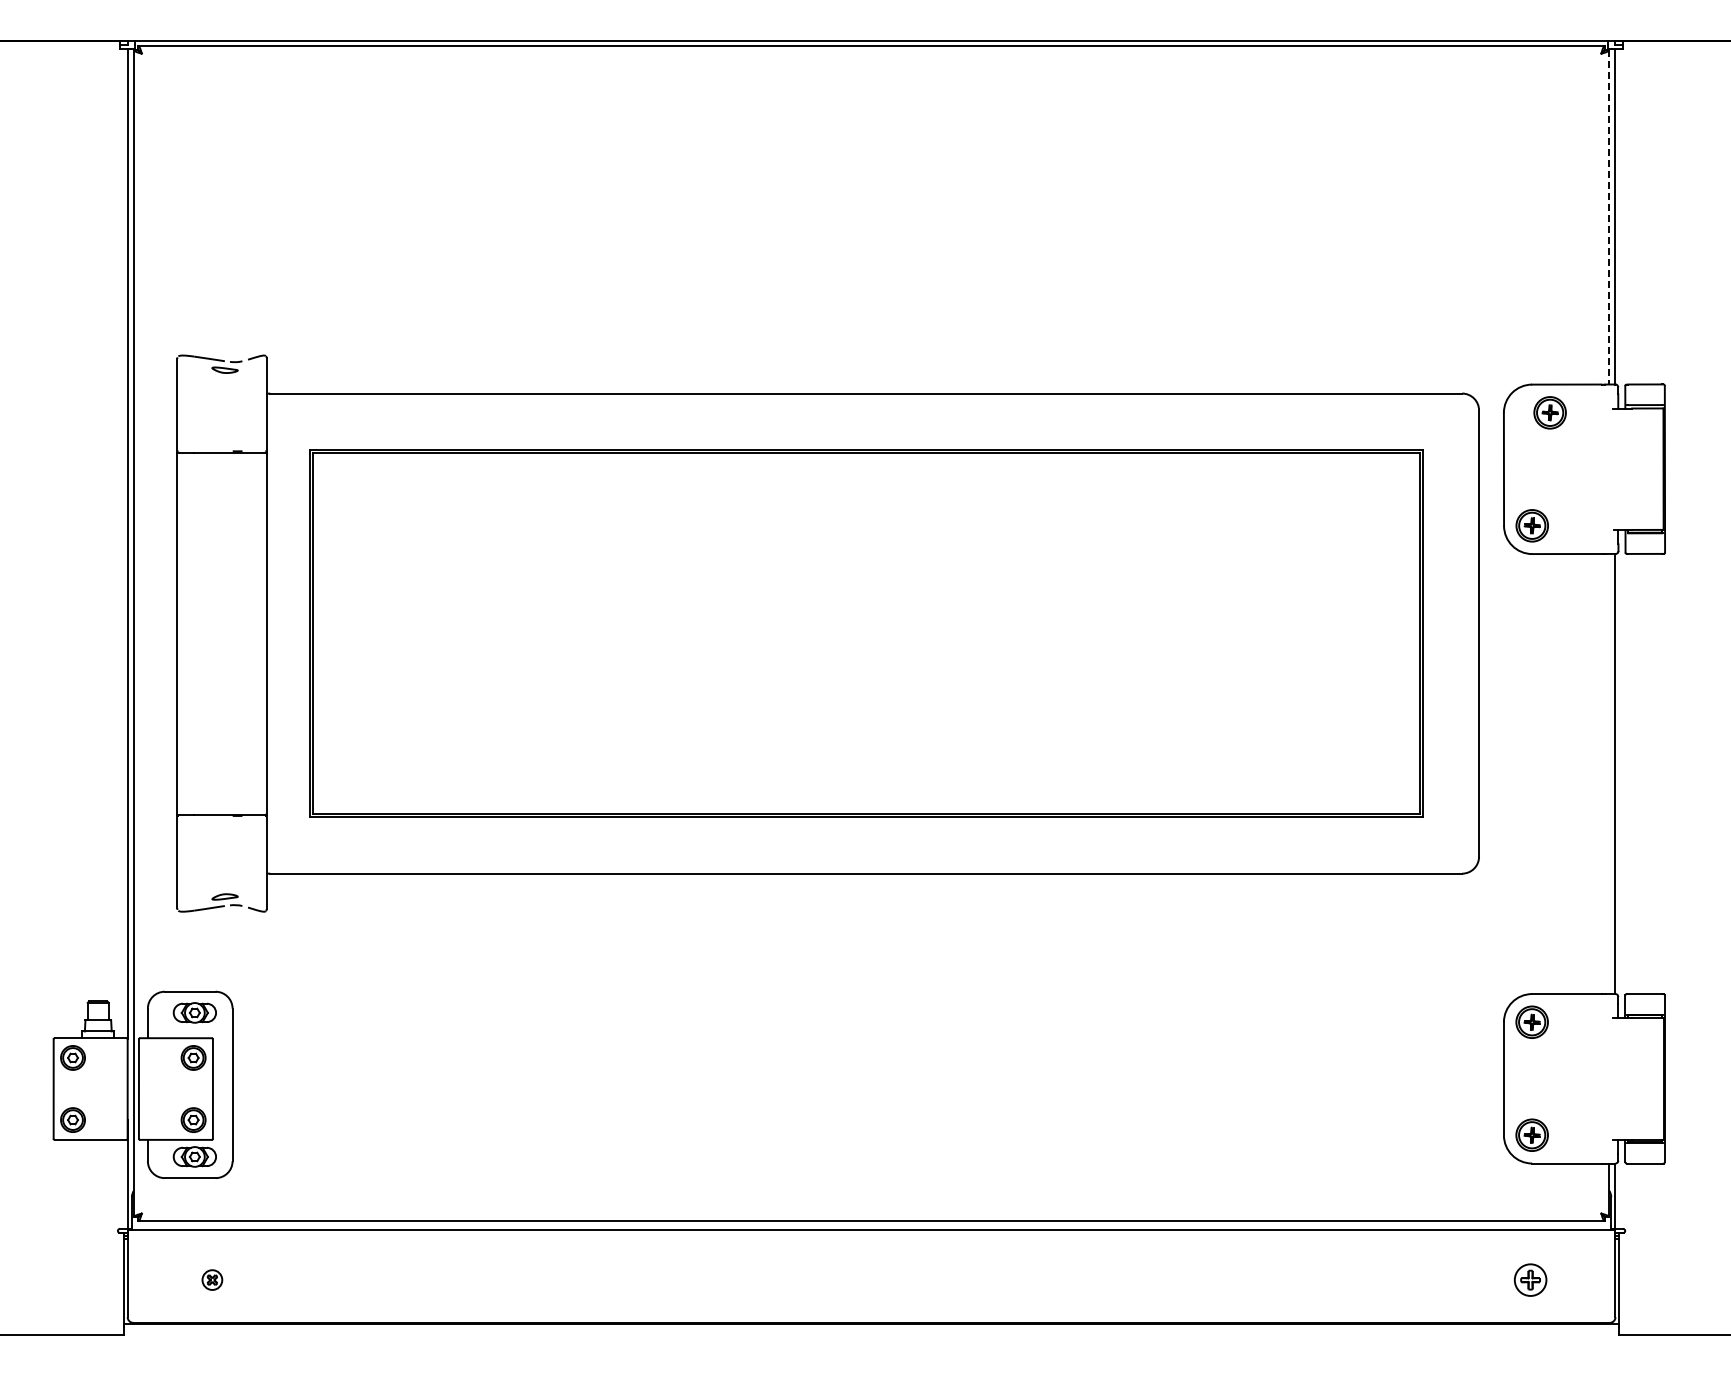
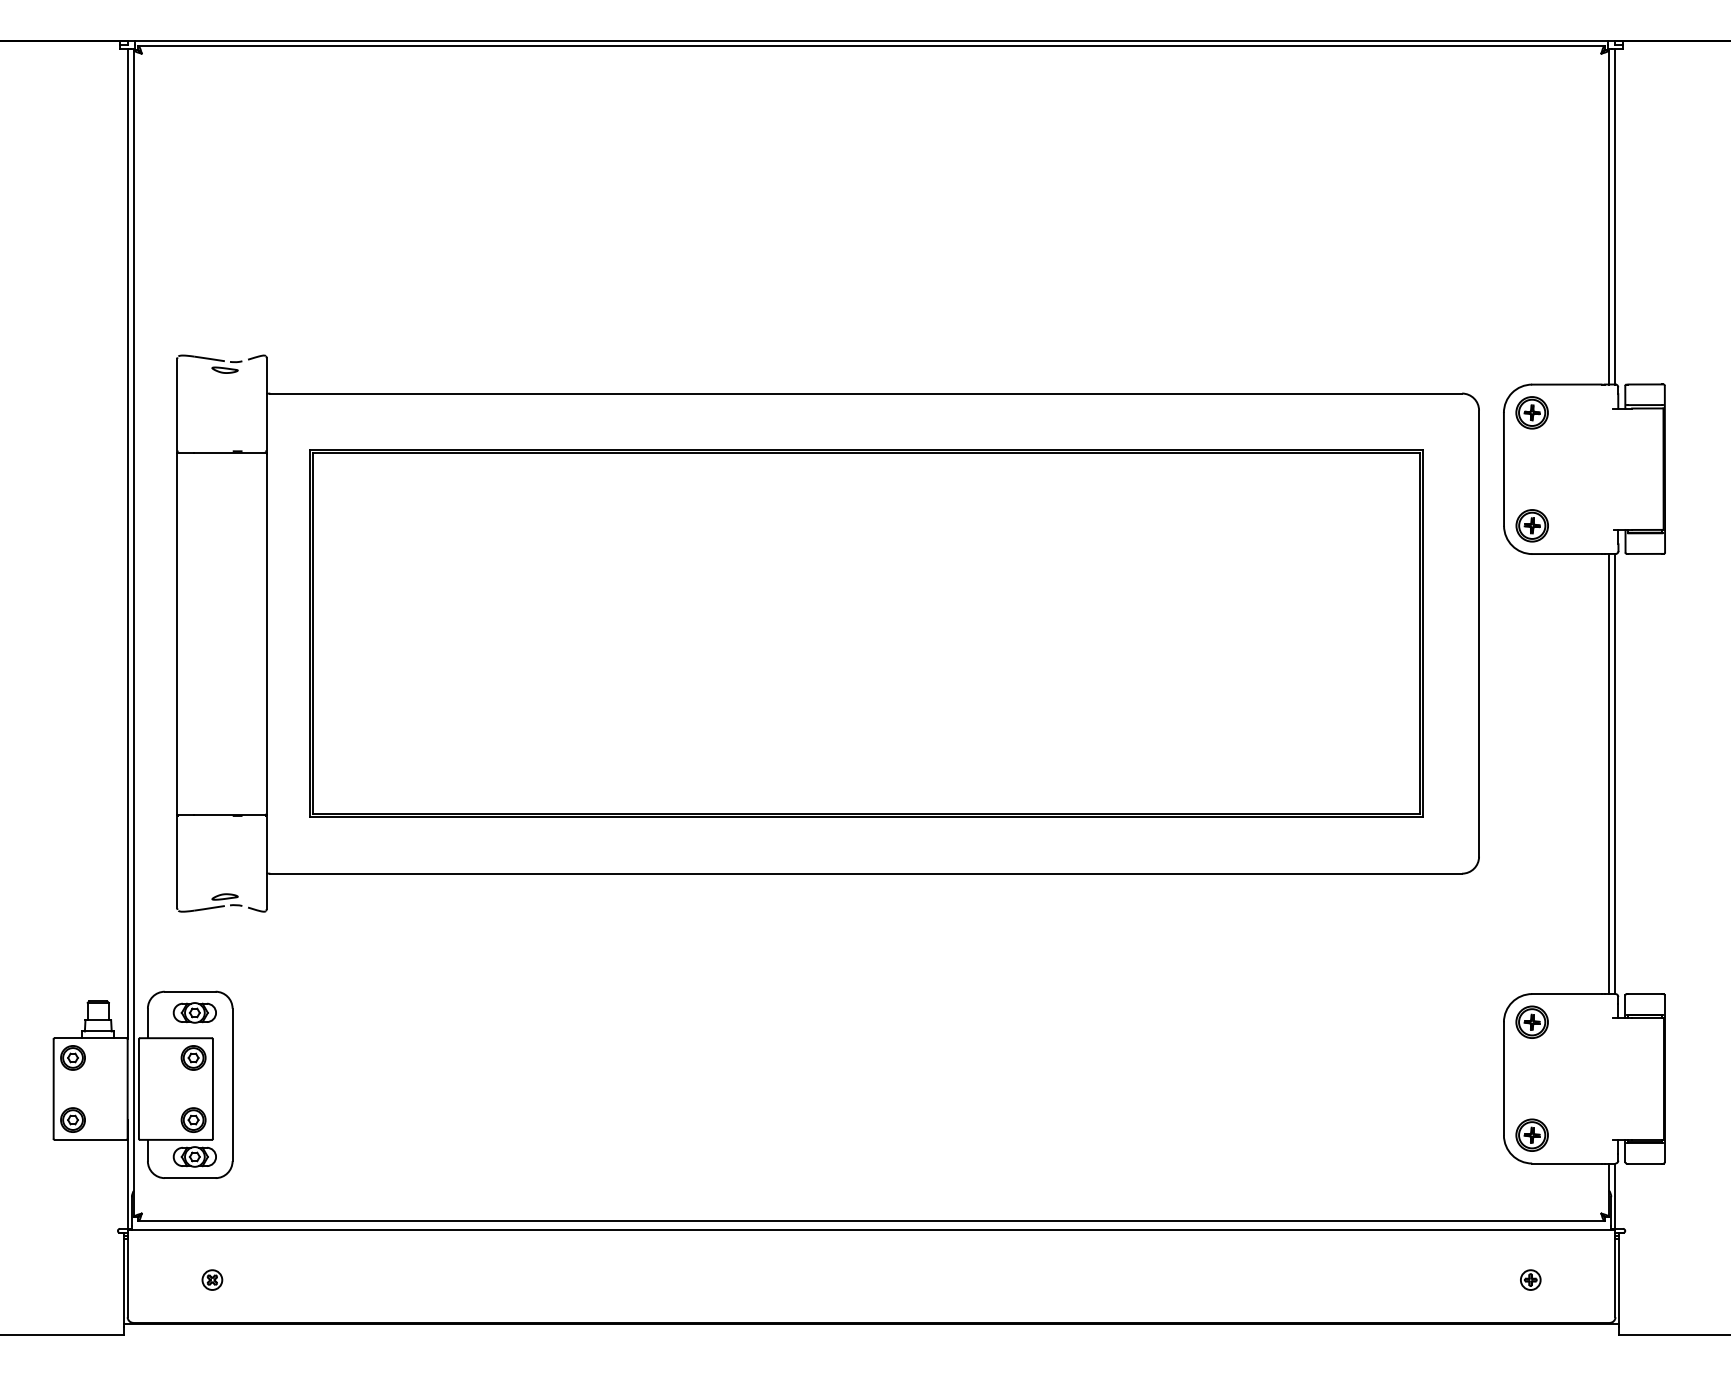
line: dashed -> solid (1608, 217)
part position: (1549, 412) -> (1531, 412) (1531, 412)
line: none -> present (1608, 773)
part size: 35x34 px -> 22x22 px (1530, 1279)
